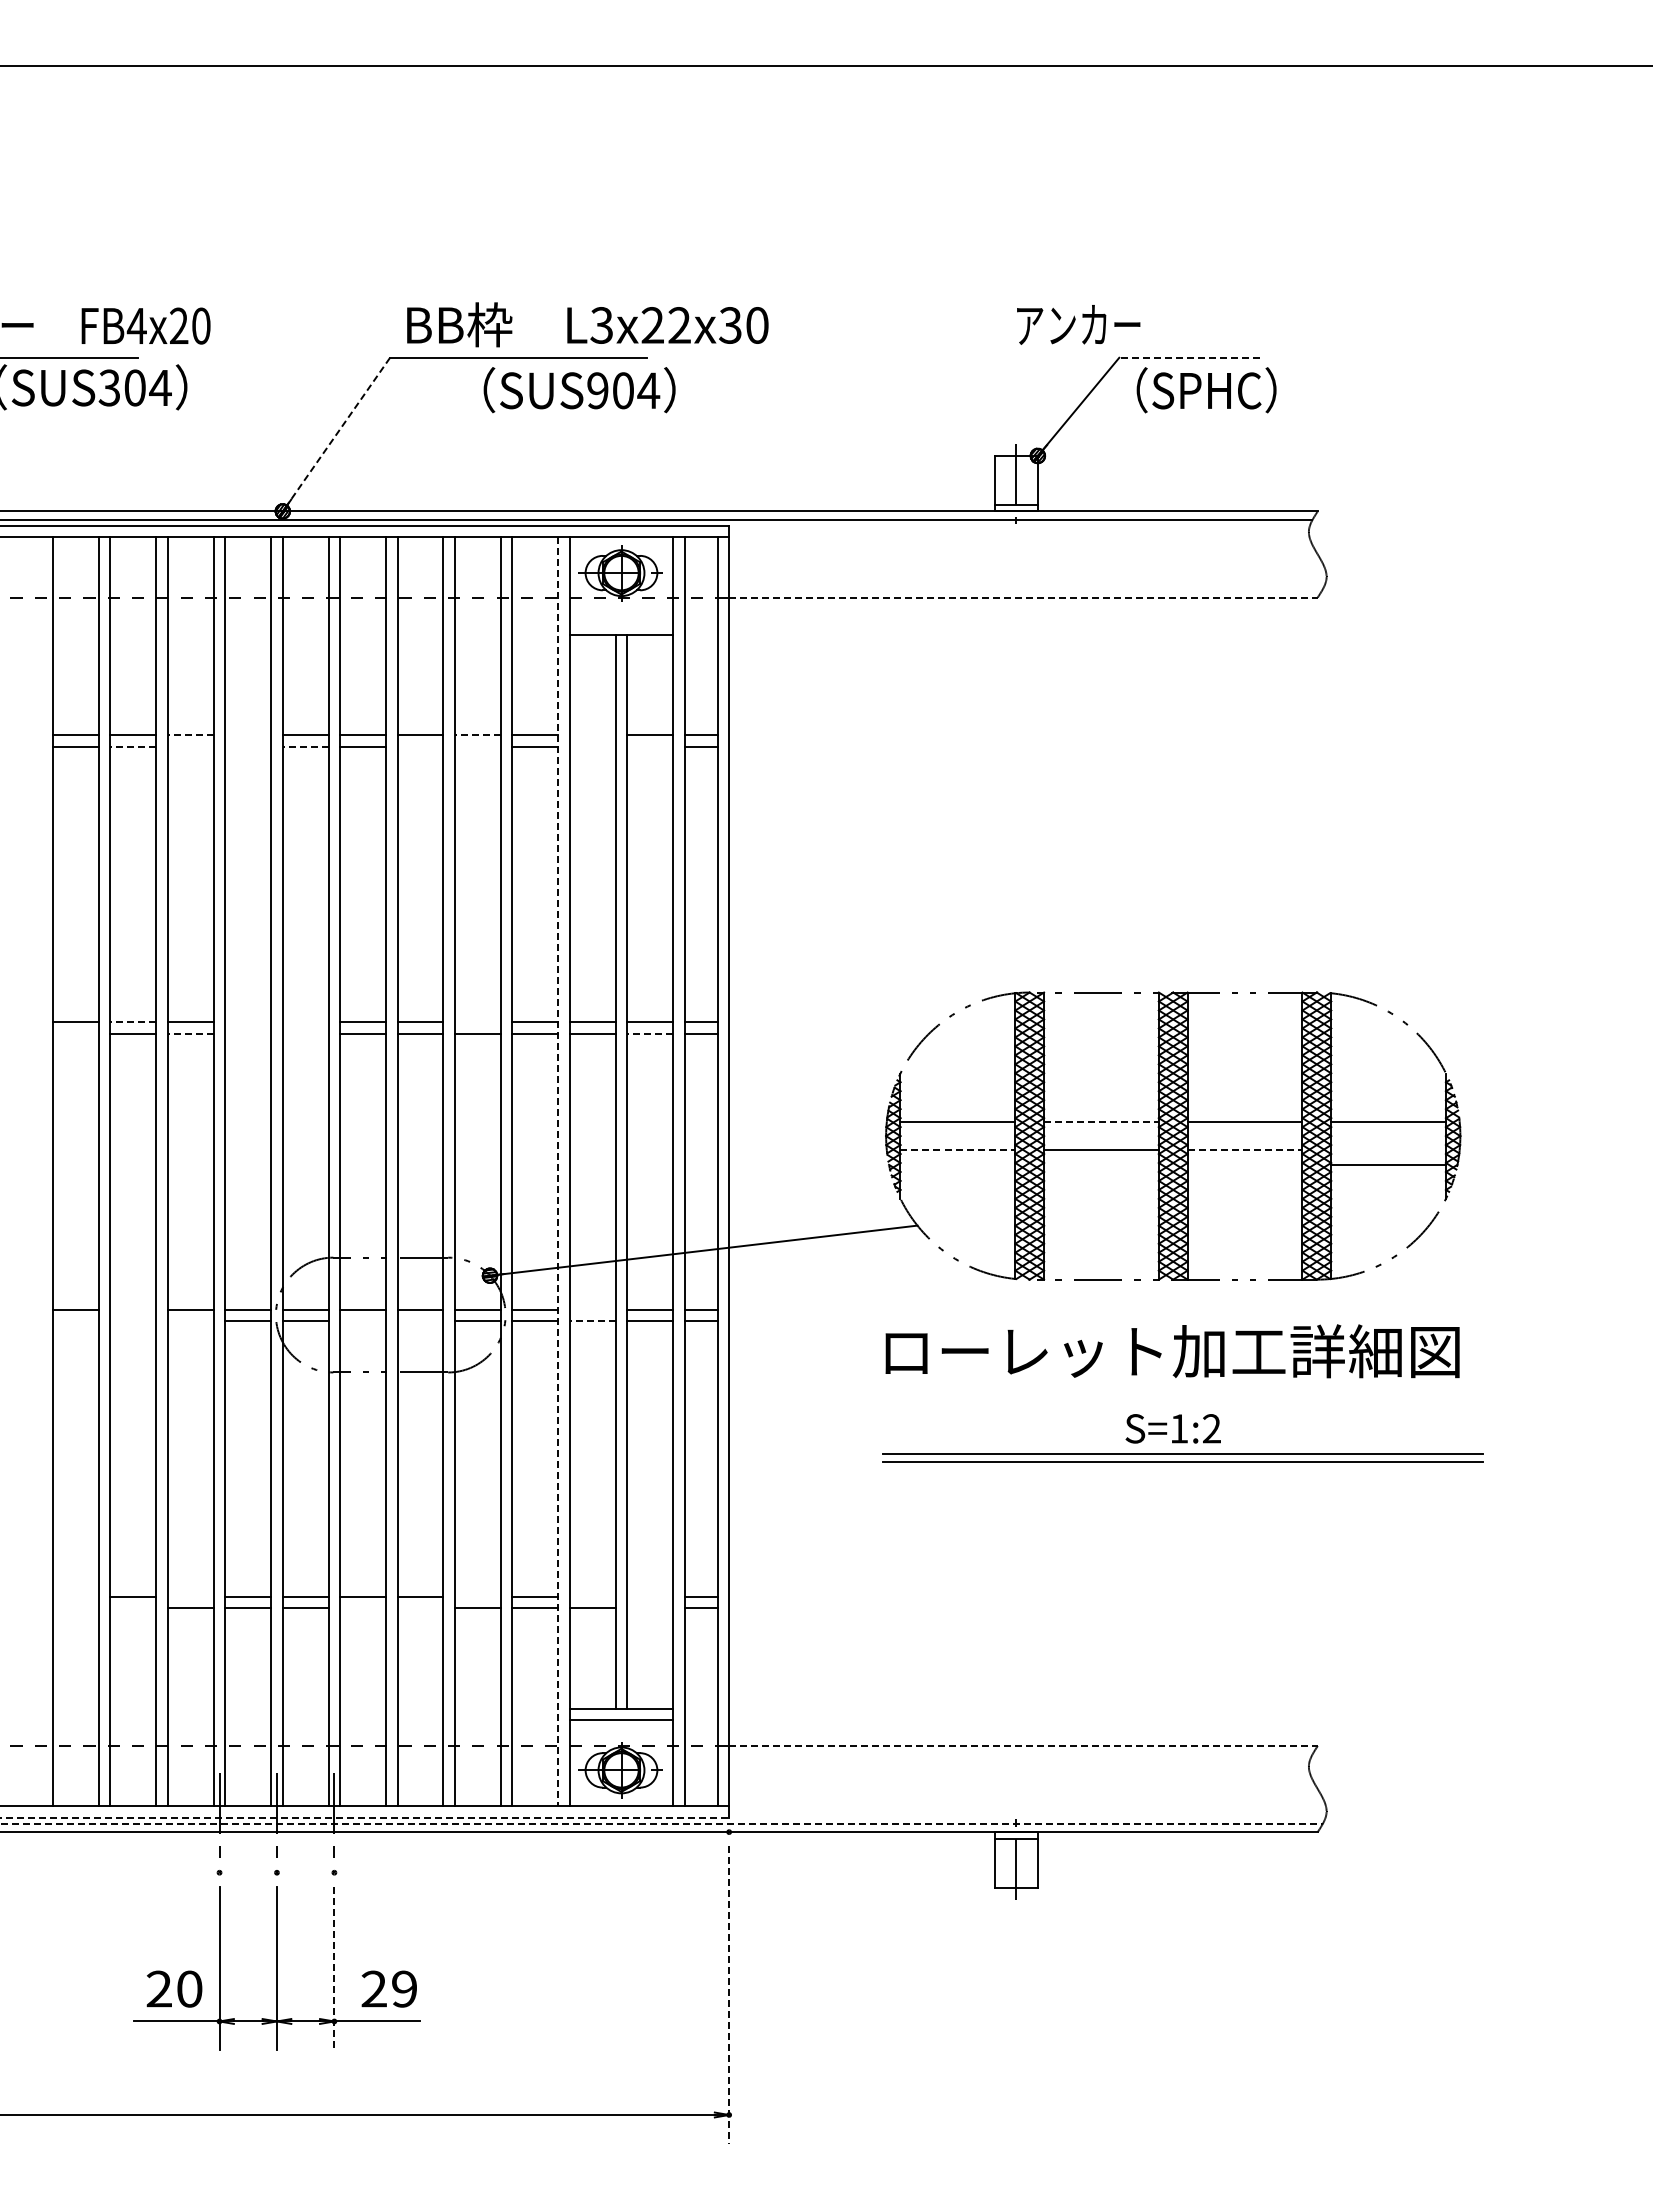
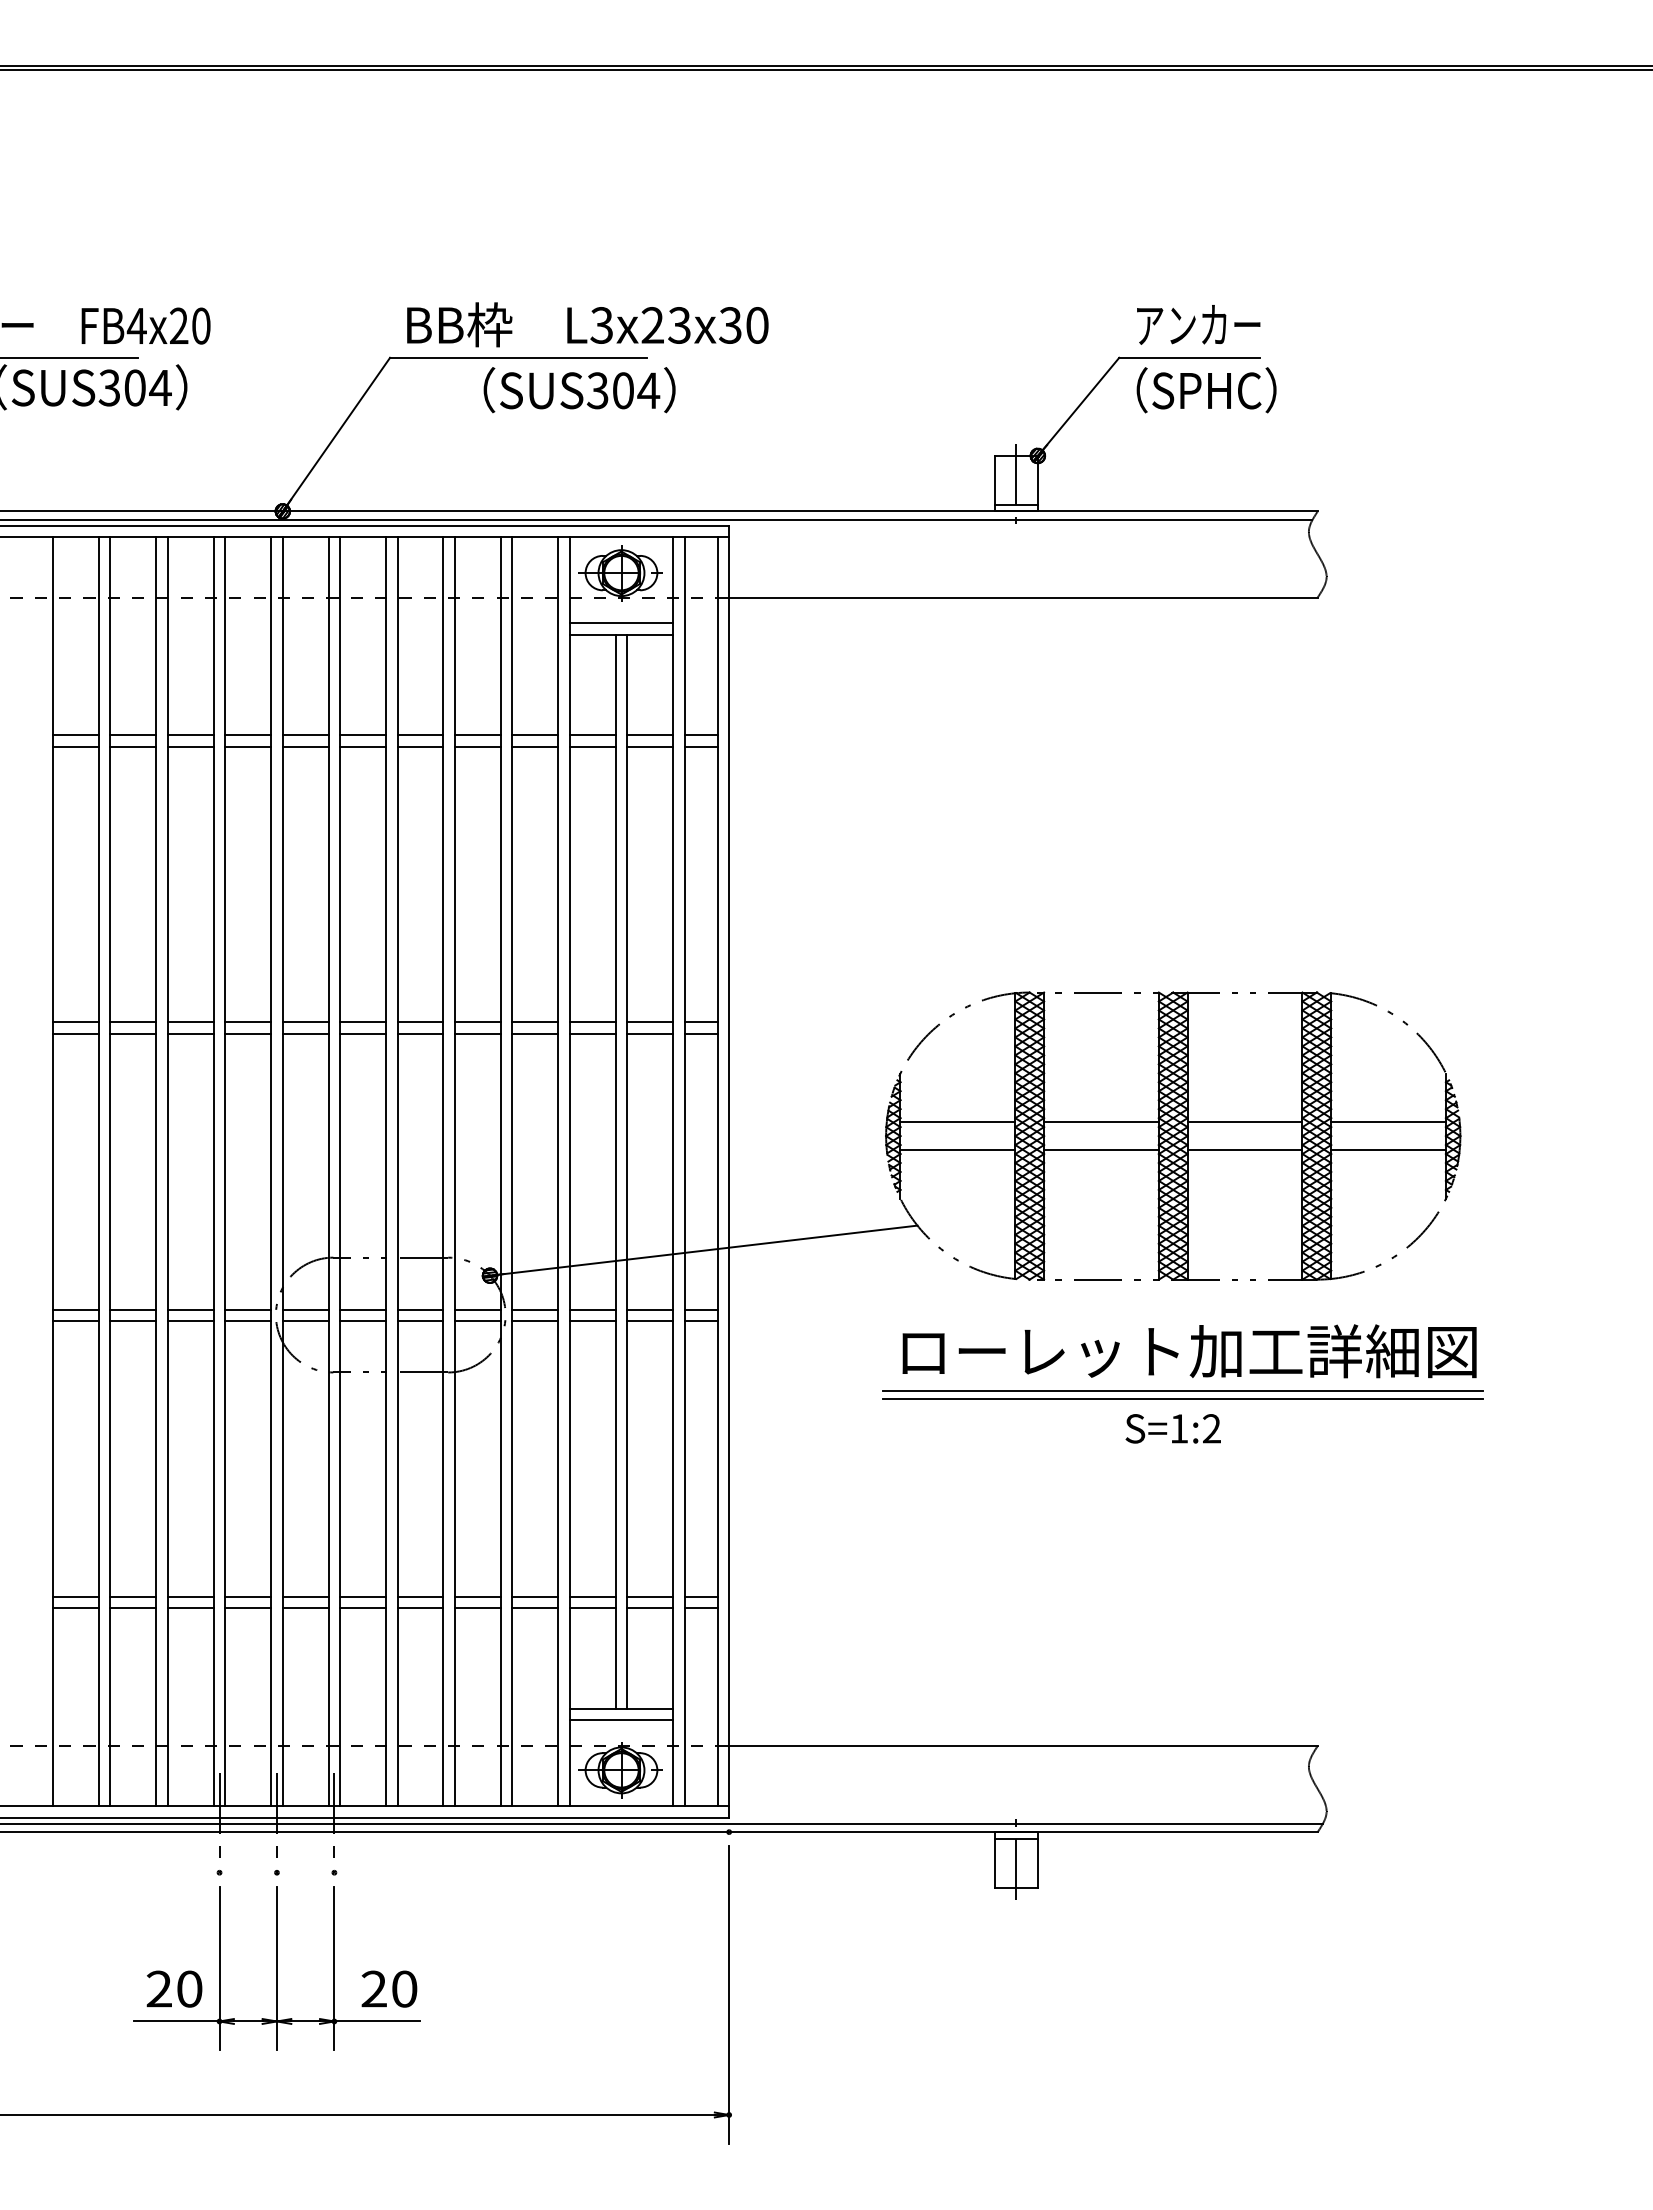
line: none -> present (825, 69)
text position: (1078, 324) -> (1198, 324) (1198, 324)
text: L3x22x30 -> L3x23x30 (679, 325)
line: dashed -> solid (1189, 357)
text: SUS904 -> SUS304 (597, 390)
line: dashed -> solid (336, 433)
line: dashed -> solid (1023, 597)
line: none -> present (621, 623)
line: dashed -> solid (190, 735)
line: none -> present (248, 735)
line: dashed -> solid (477, 735)
line: none -> present (592, 735)
line: dashed -> solid (133, 746)
line: none -> present (190, 746)
line: none -> present (248, 746)
line: dashed -> solid (305, 746)
line: none -> present (420, 746)
line: none -> present (477, 746)
line: none -> present (592, 746)
line: none -> present (650, 746)
line: dashed -> solid (133, 1022)
line: none -> present (248, 1022)
line: none -> present (305, 1022)
line: none -> present (477, 1022)
line: none -> present (75, 1033)
line: dashed -> solid (190, 1033)
line: none -> present (248, 1033)
line: none -> present (305, 1033)
line: dashed -> solid (650, 1033)
line: dashed -> solid (1101, 1121)
line: dashed -> solid (958, 1150)
line: dashed -> solid (1245, 1150)
line position: (1388, 1165) -> (1388, 1150) (1388, 1150)
line: dashed -> solid (558, 1171)
line: none -> present (133, 1309)
line: none -> present (592, 1309)
line: none -> present (75, 1321)
line: none -> present (133, 1321)
line: none -> present (190, 1321)
line: none -> present (363, 1321)
line: none -> present (420, 1321)
line: dashed -> solid (592, 1321)
text position: (1172, 1351) -> (1189, 1351) (1189, 1351)
part position: (1182, 1457) -> (1182, 1394) (1182, 1394)
line: none -> present (75, 1596)
line: none -> present (190, 1596)
line: none -> present (477, 1596)
line: none -> present (592, 1596)
line: none -> present (650, 1596)
line: none -> present (75, 1608)
line: none -> present (133, 1608)
line: none -> present (363, 1608)
line: none -> present (420, 1608)
line: none -> present (650, 1608)
line: dashed -> solid (1023, 1745)
line: dashed -> solid (365, 1817)
line: dashed -> solid (662, 1823)
line: dashed -> solid (334, 1968)
text: 29 -> 20 (404, 1988)
line: dashed -> solid (729, 1995)
